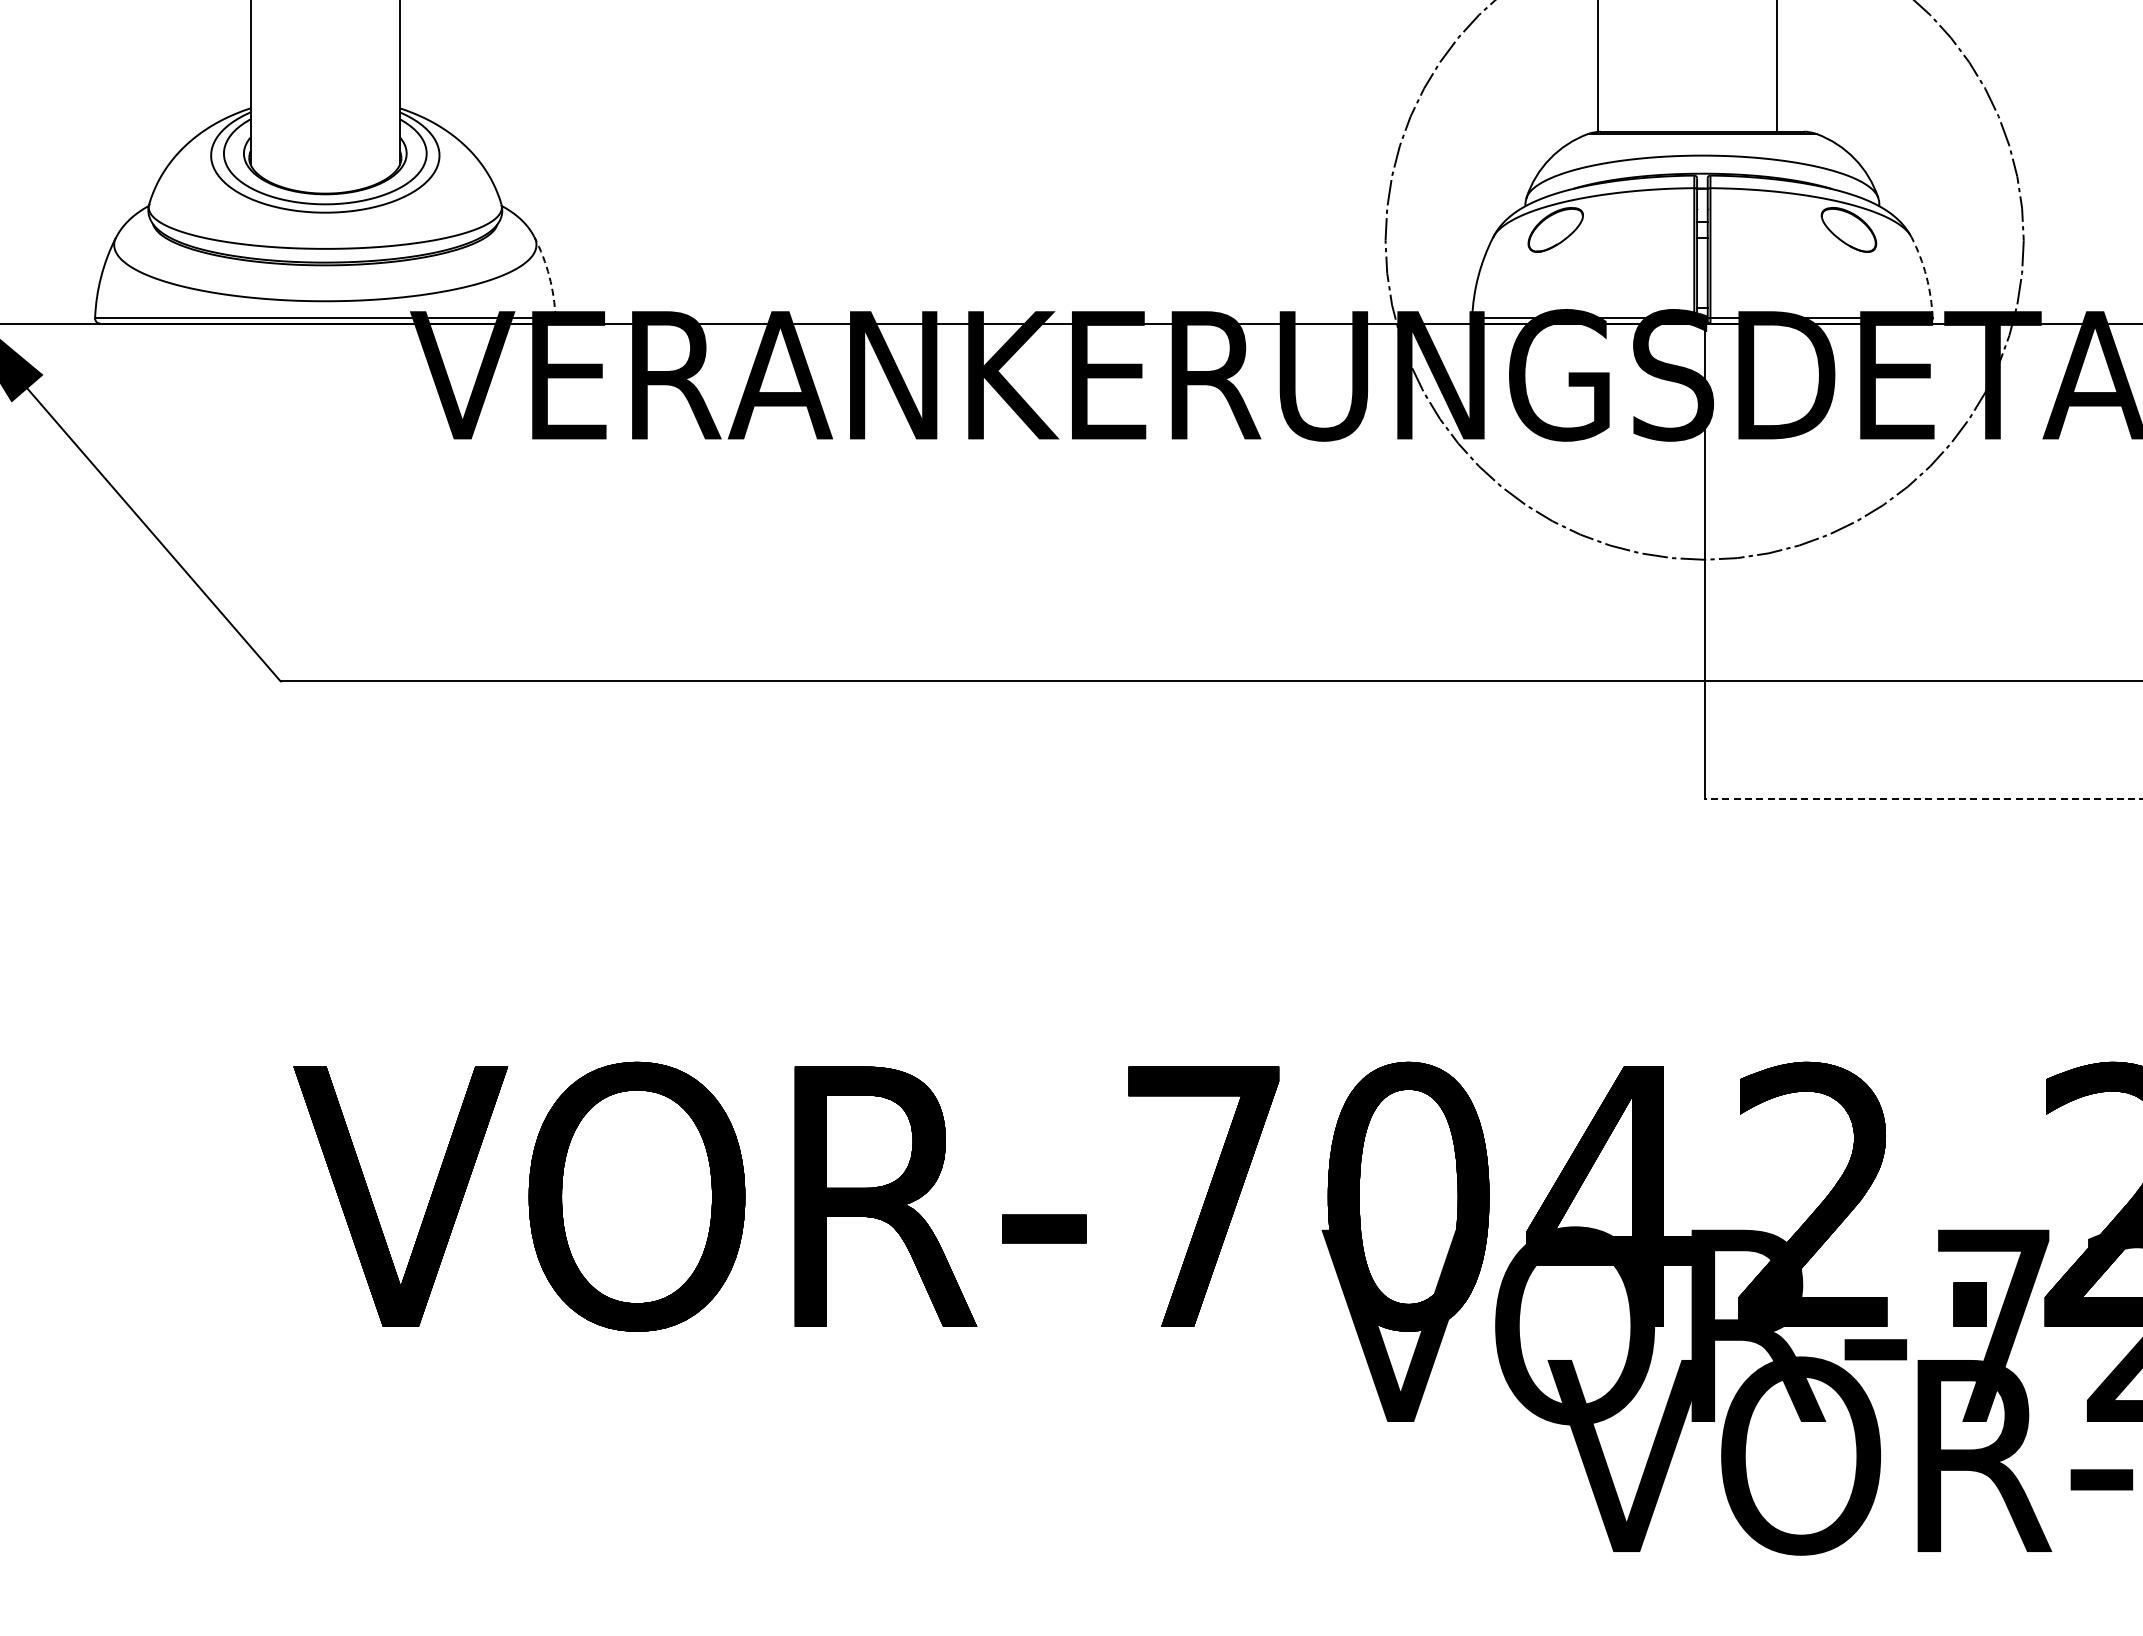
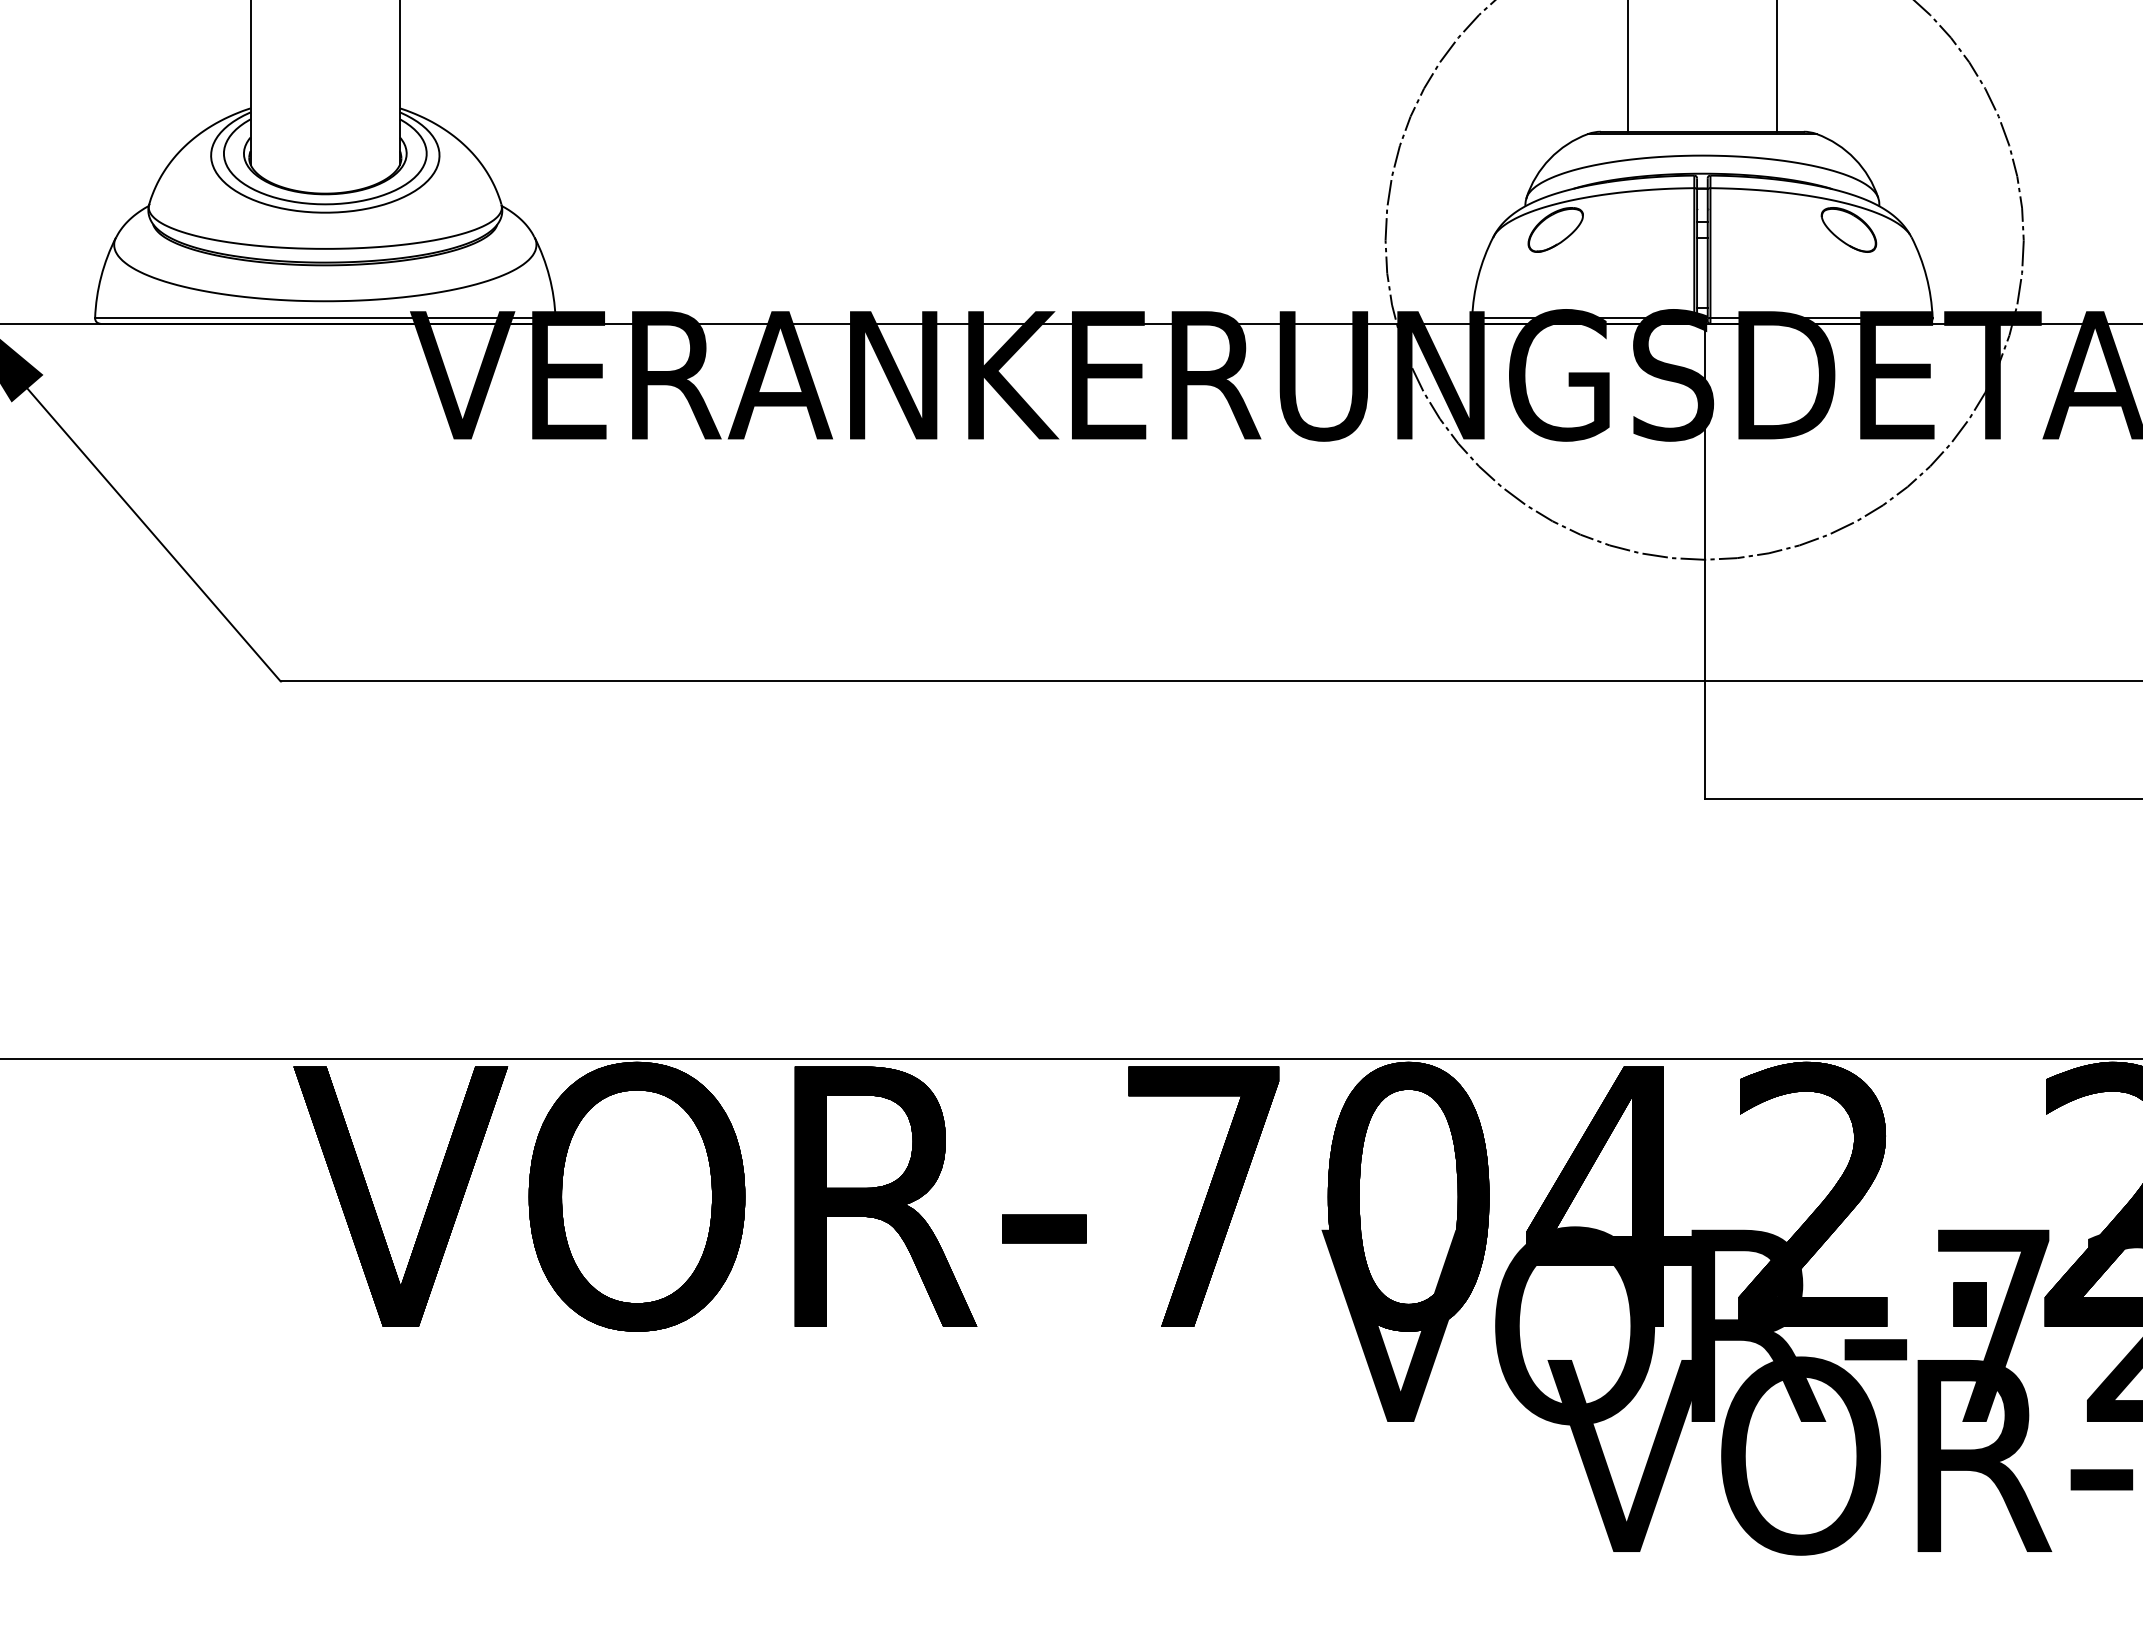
line position: (1597, 66) -> (1627, 66) (1627, 66)
arc: dashed -> solid (549, 276)
arc: dashed -> solid (1926, 276)
line: dashed -> solid (1923, 799)
line: none -> present (1070, 1058)
